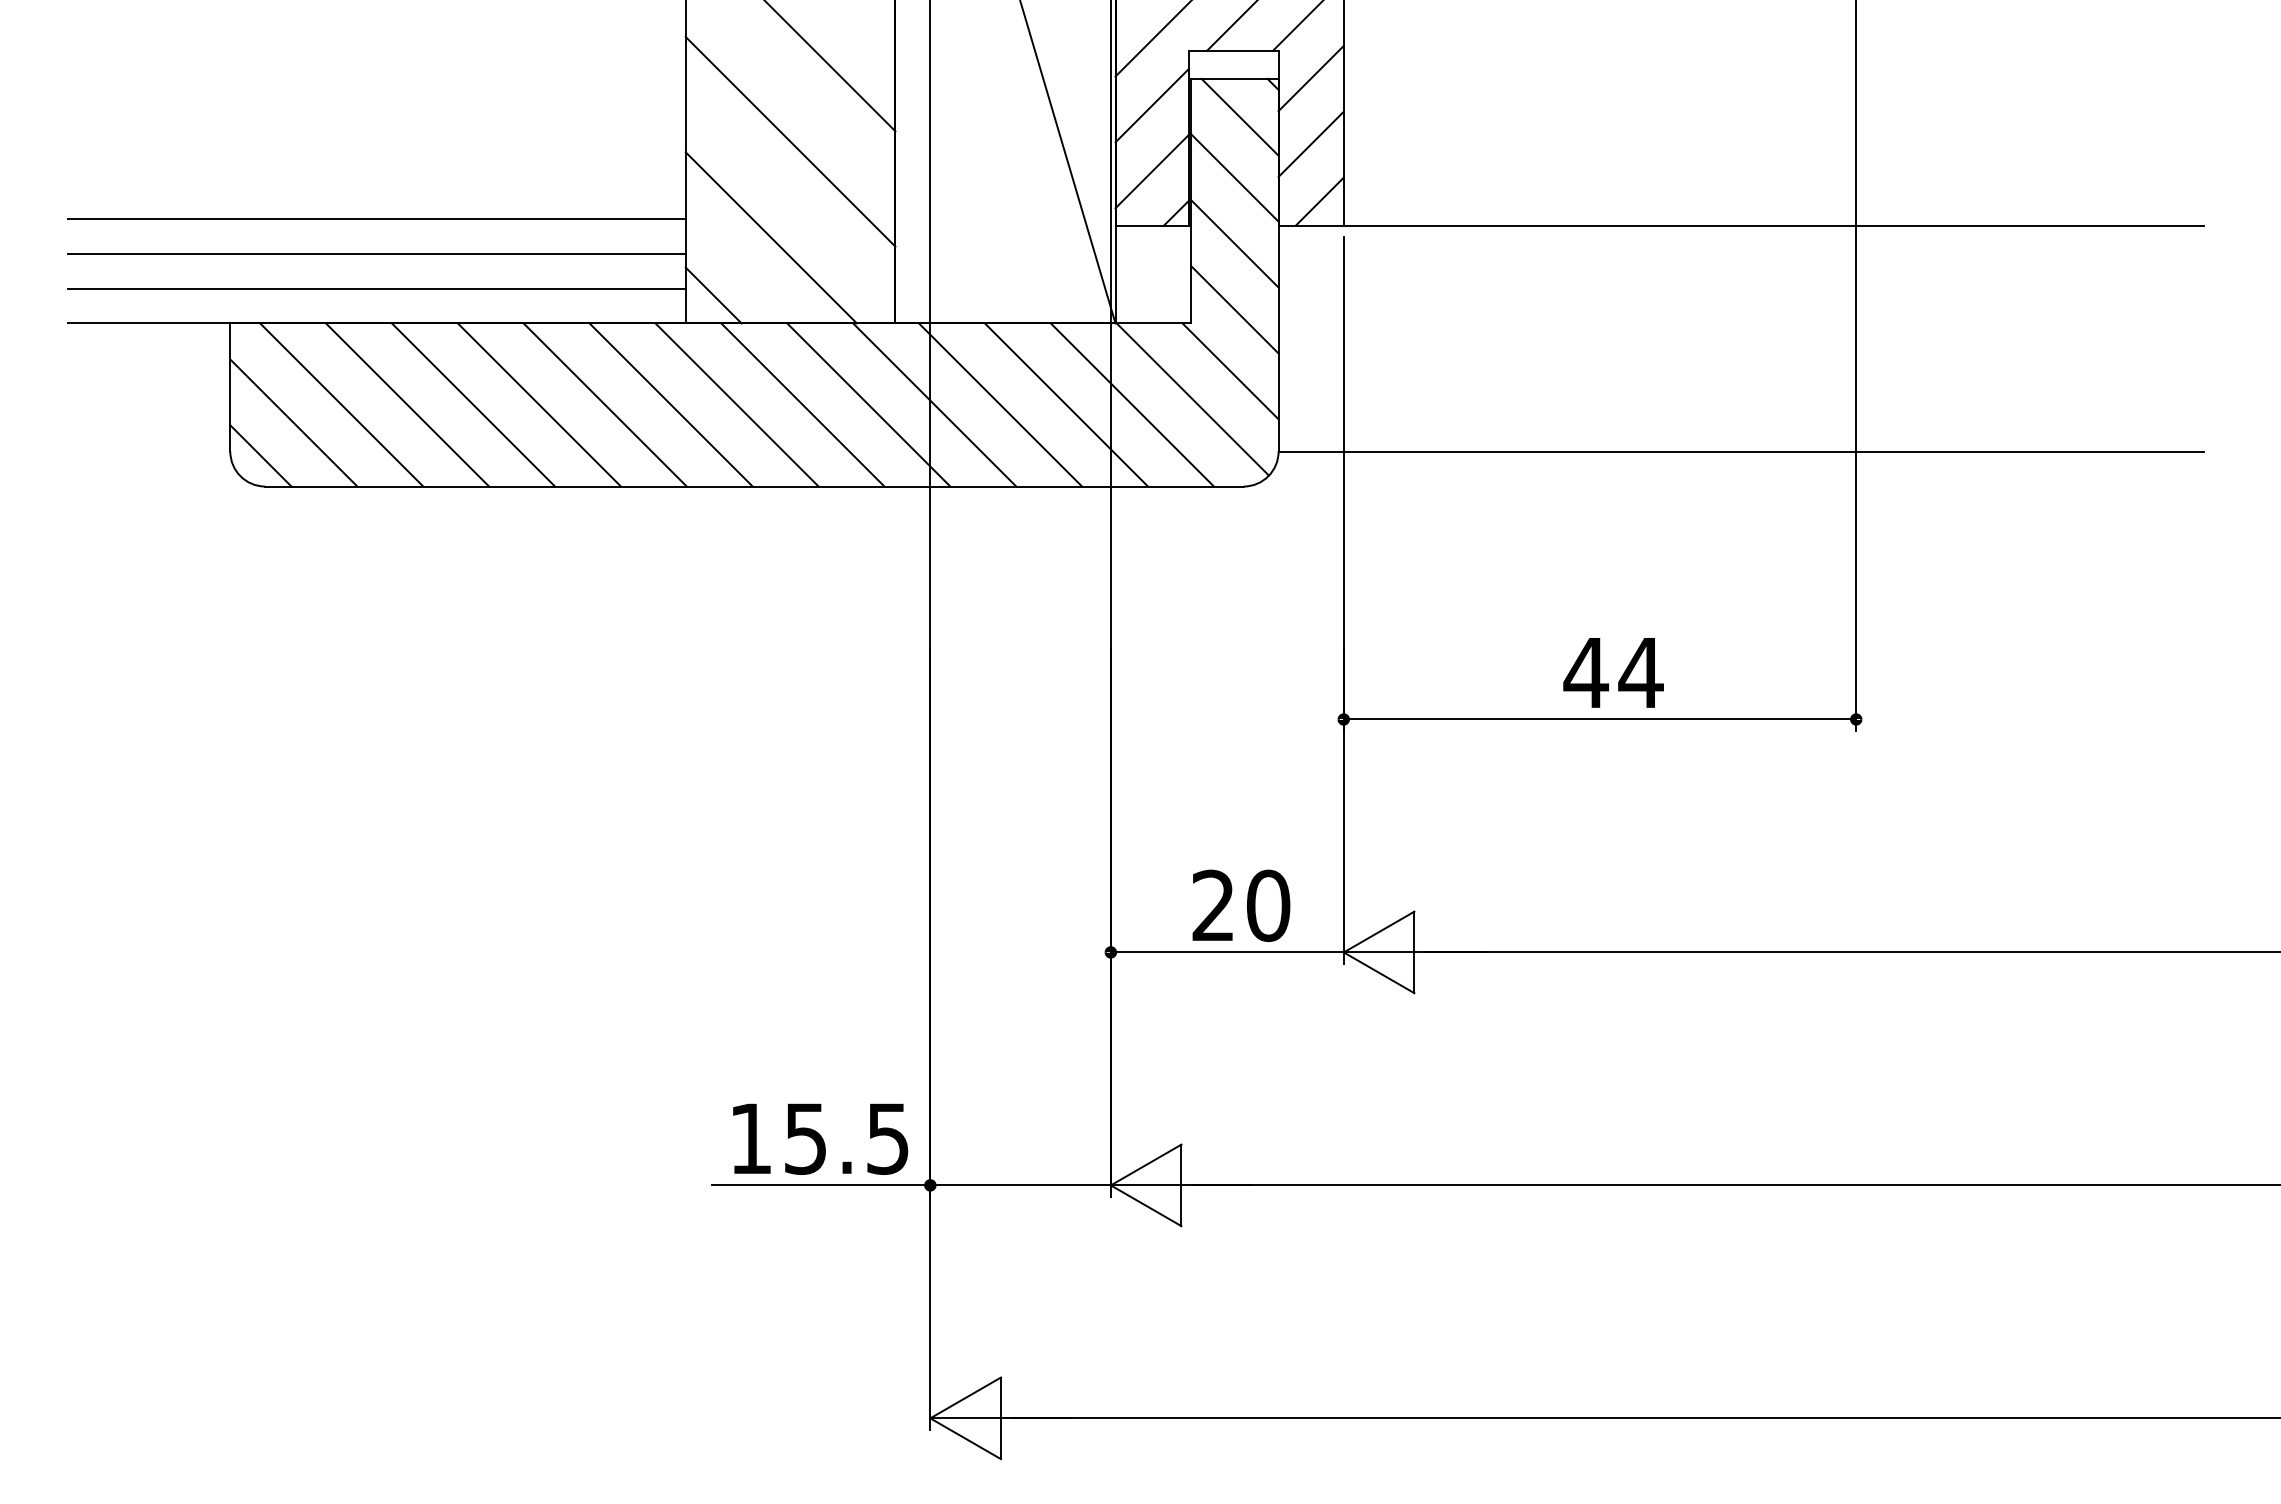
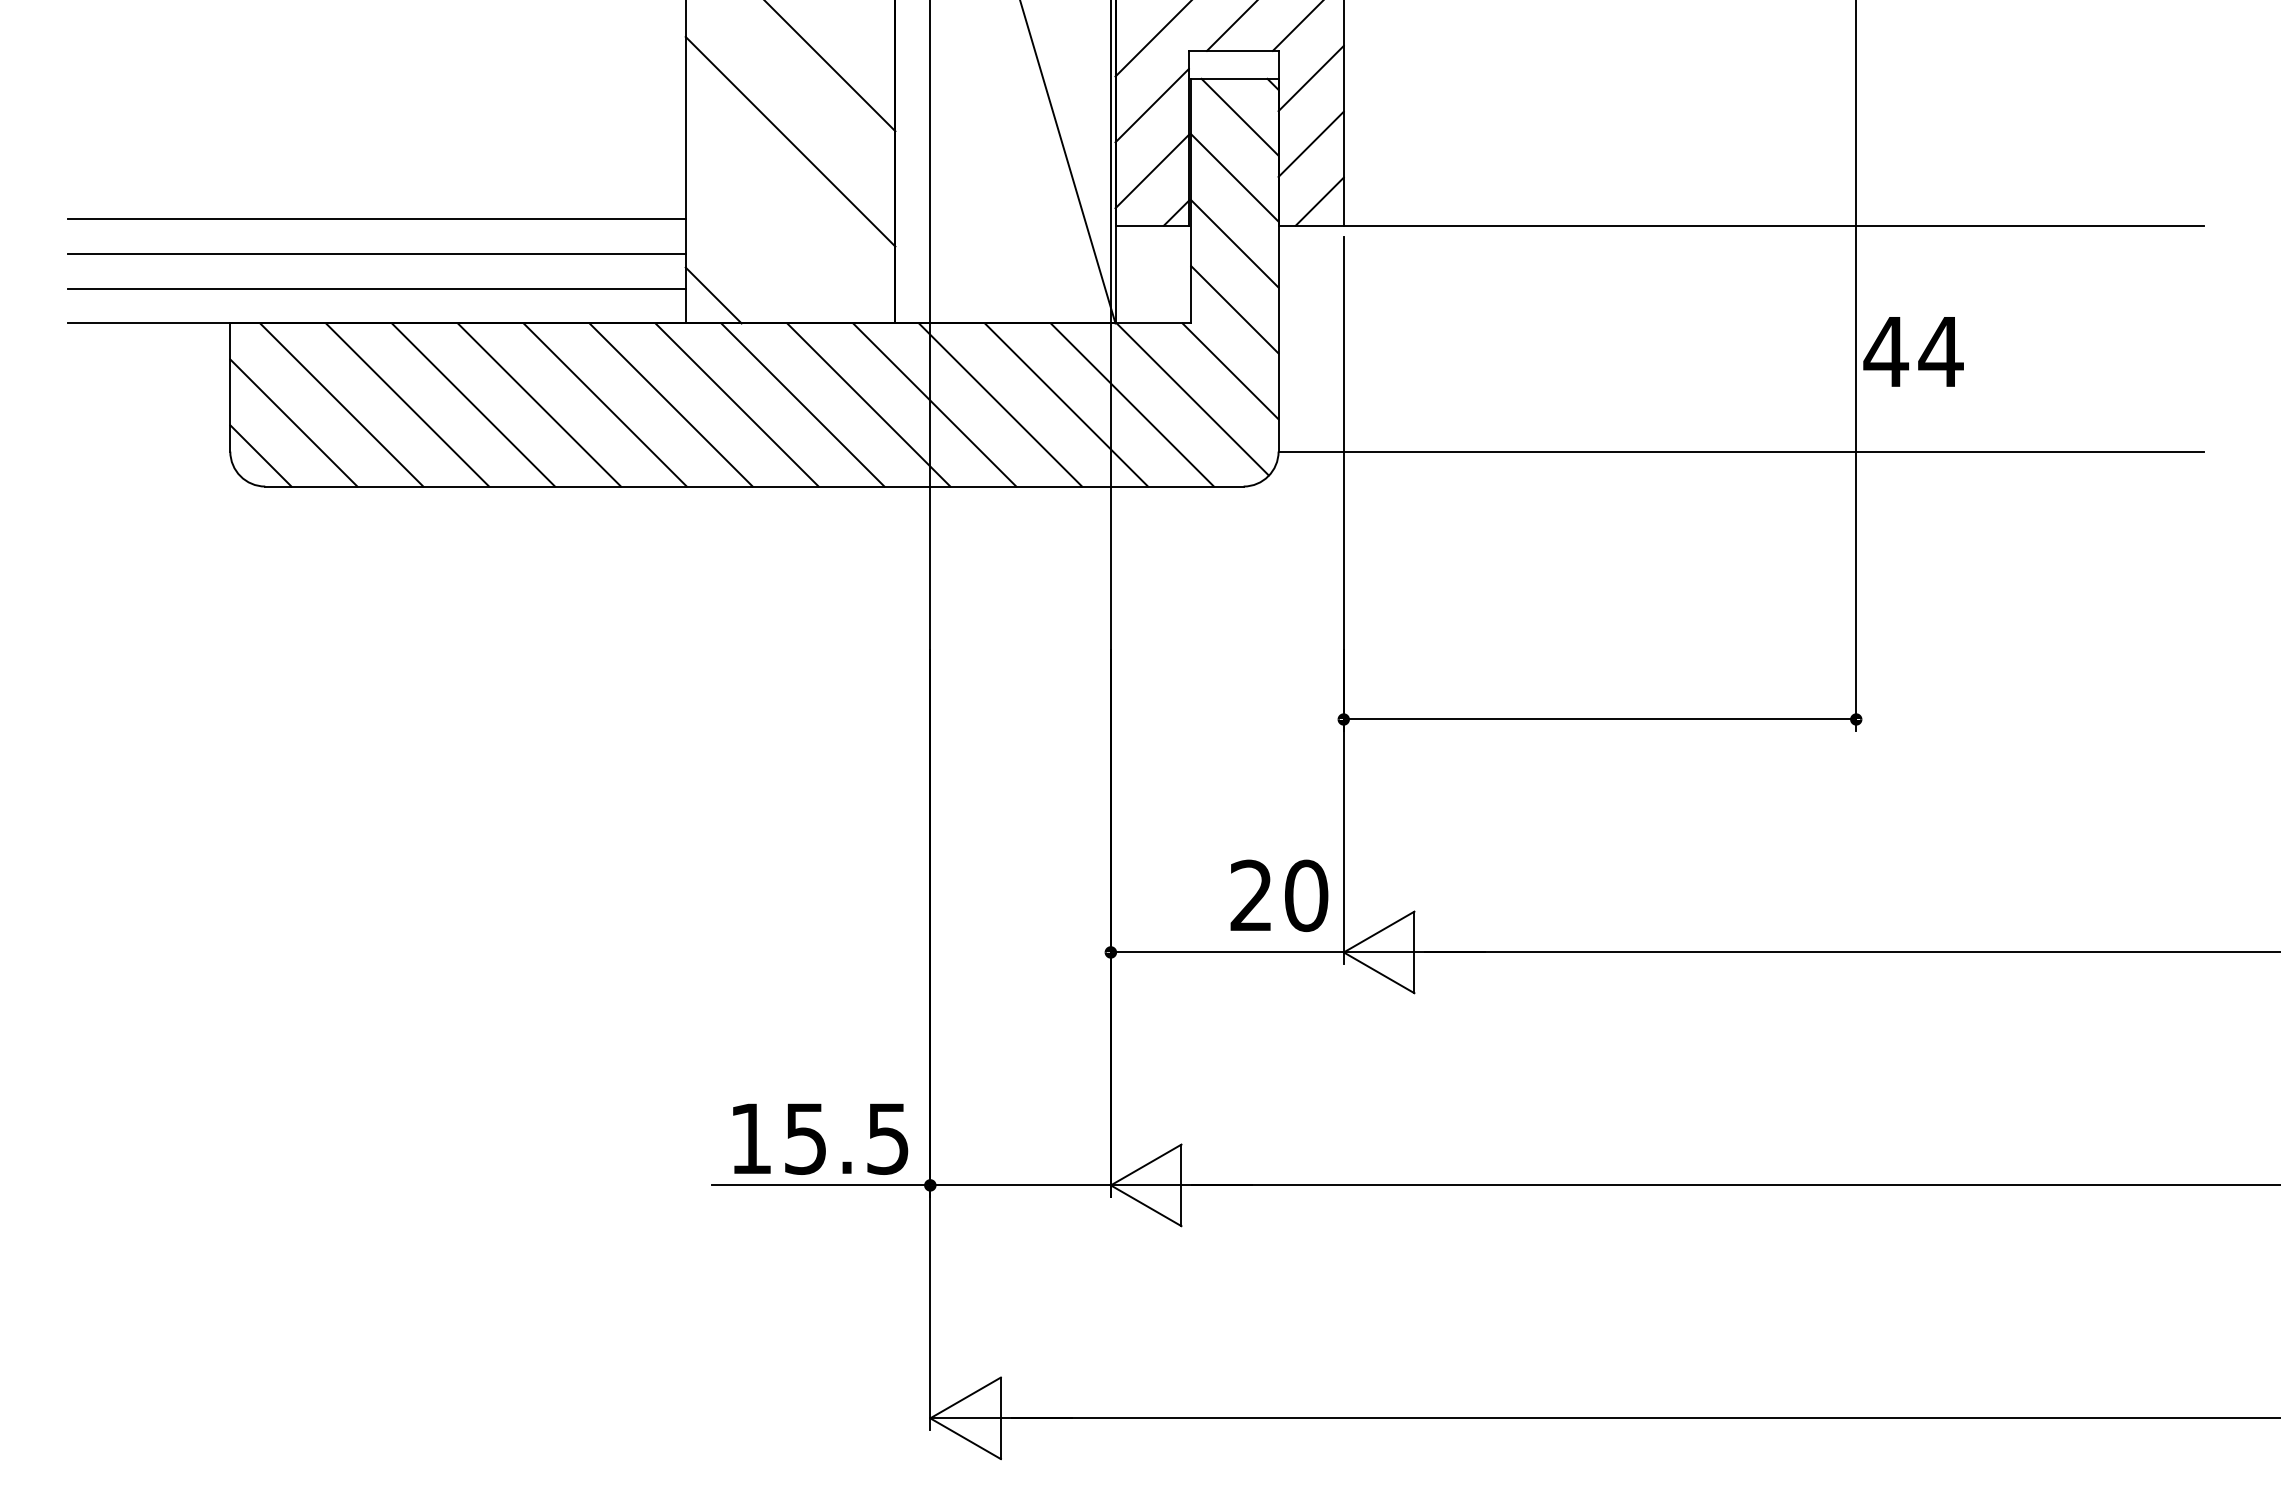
line: present -> none (770, 237)
text position: (1613, 672) -> (1913, 351) (1913, 351)
text position: (1241, 905) -> (1279, 895) (1279, 895)
